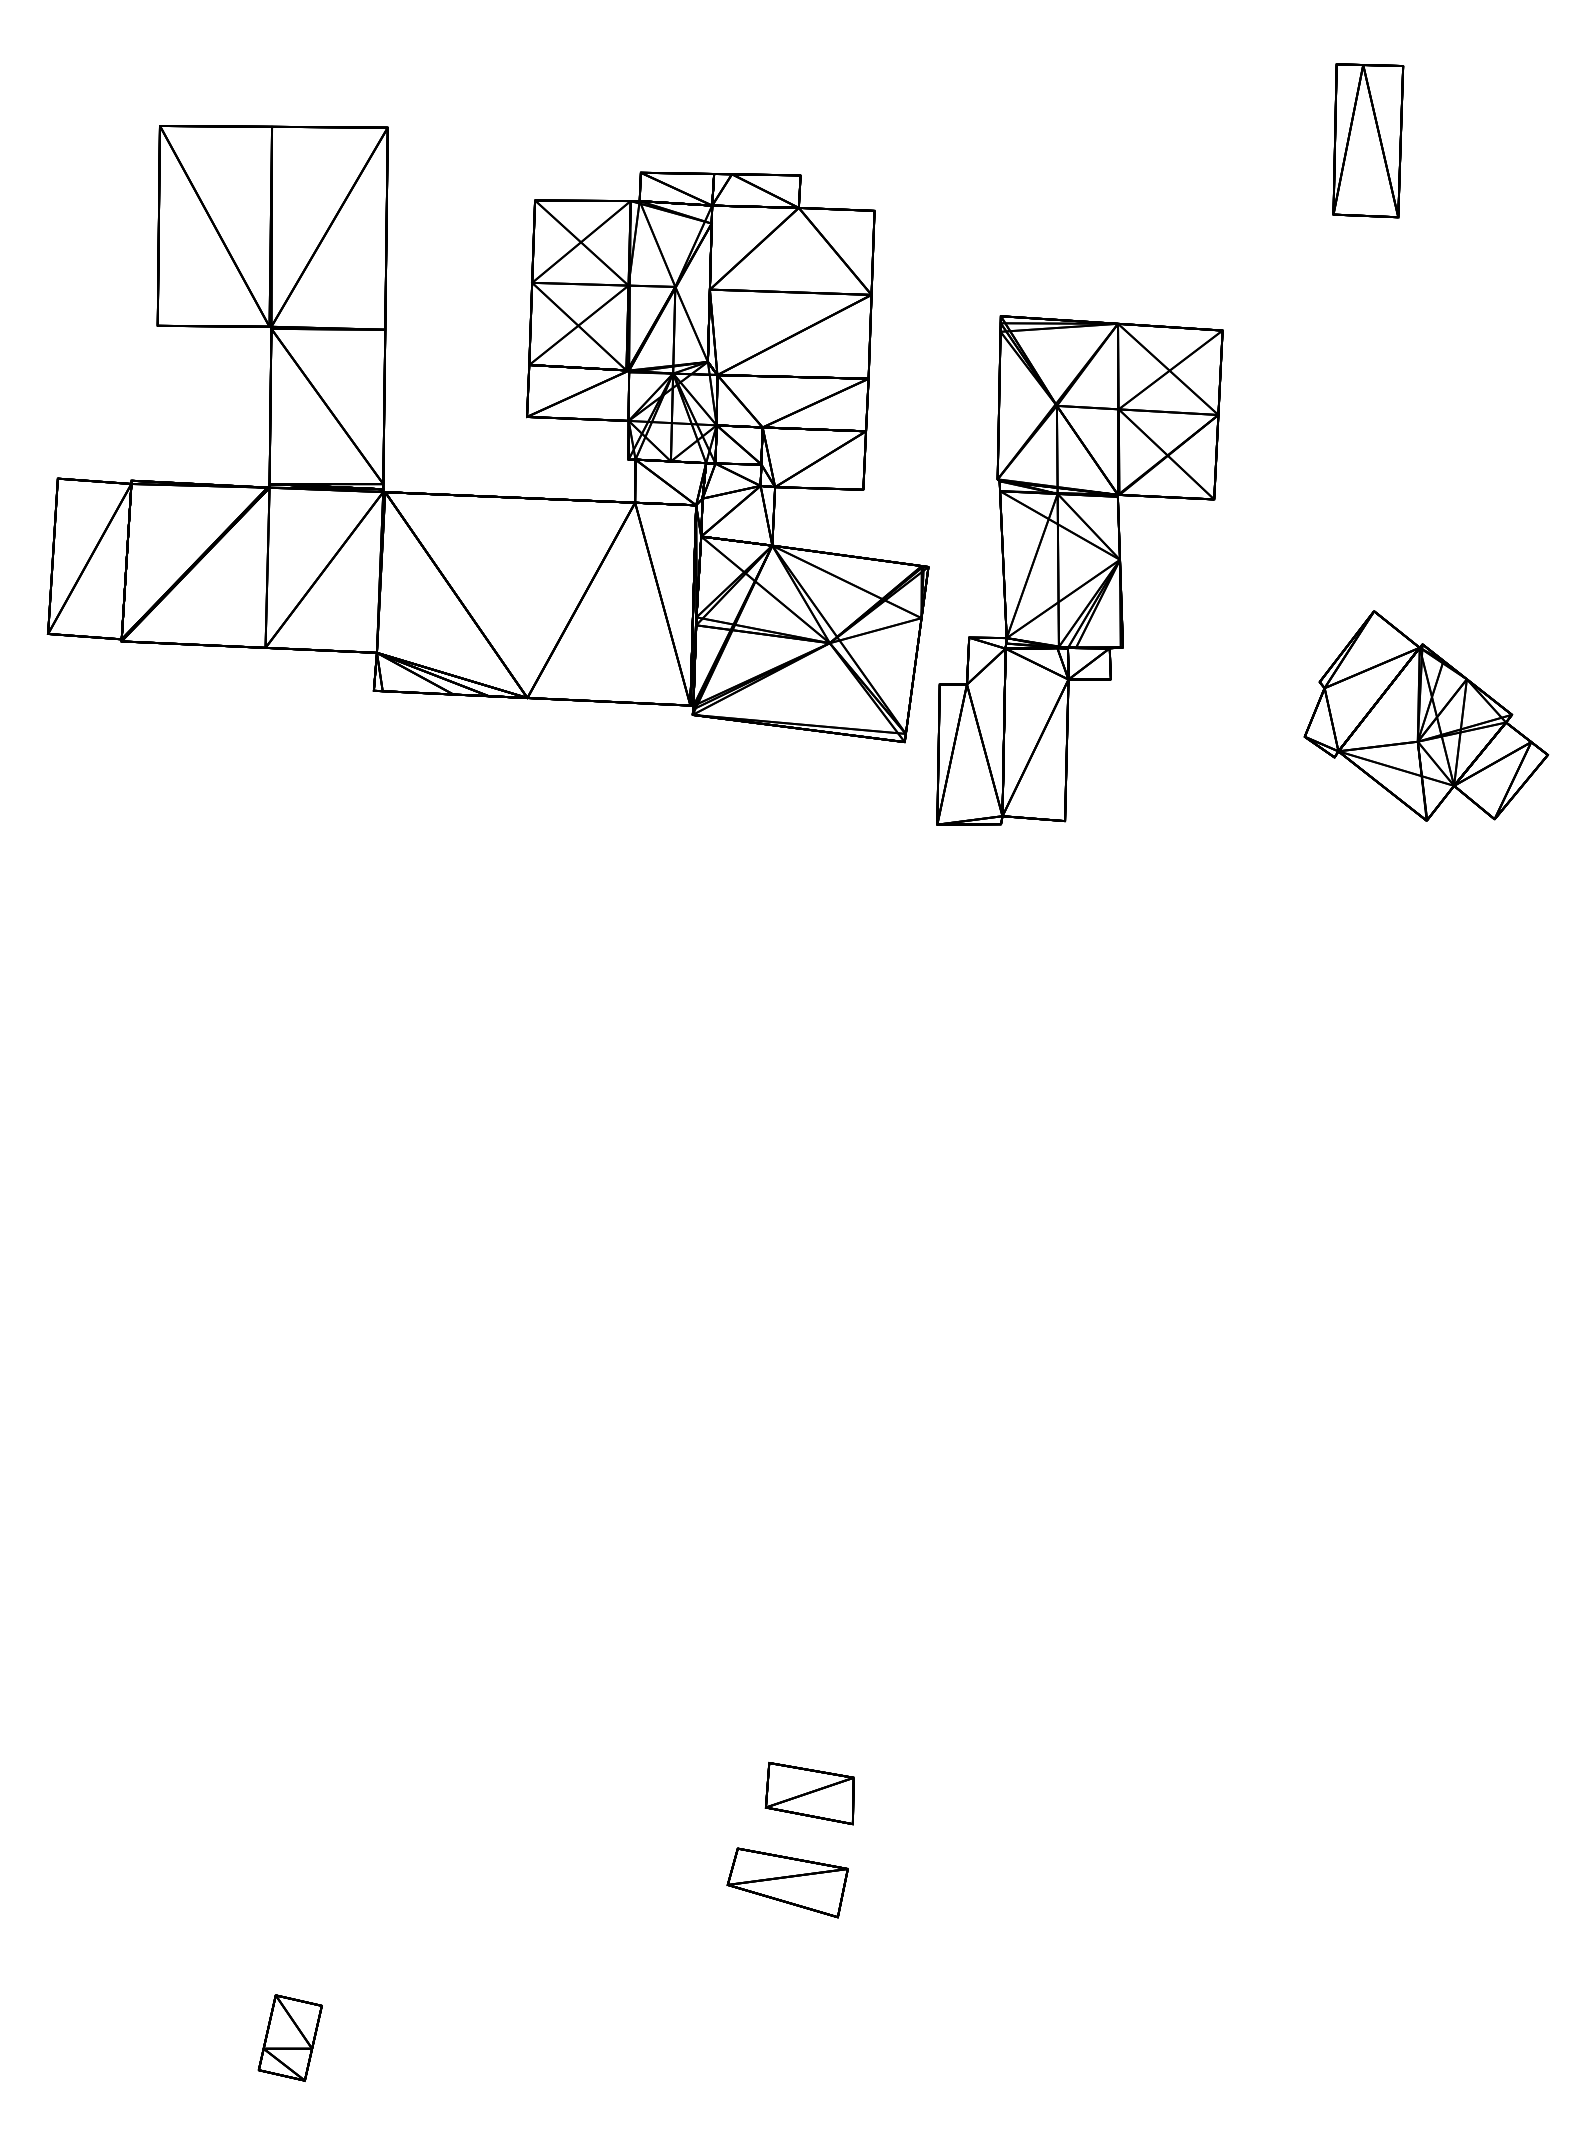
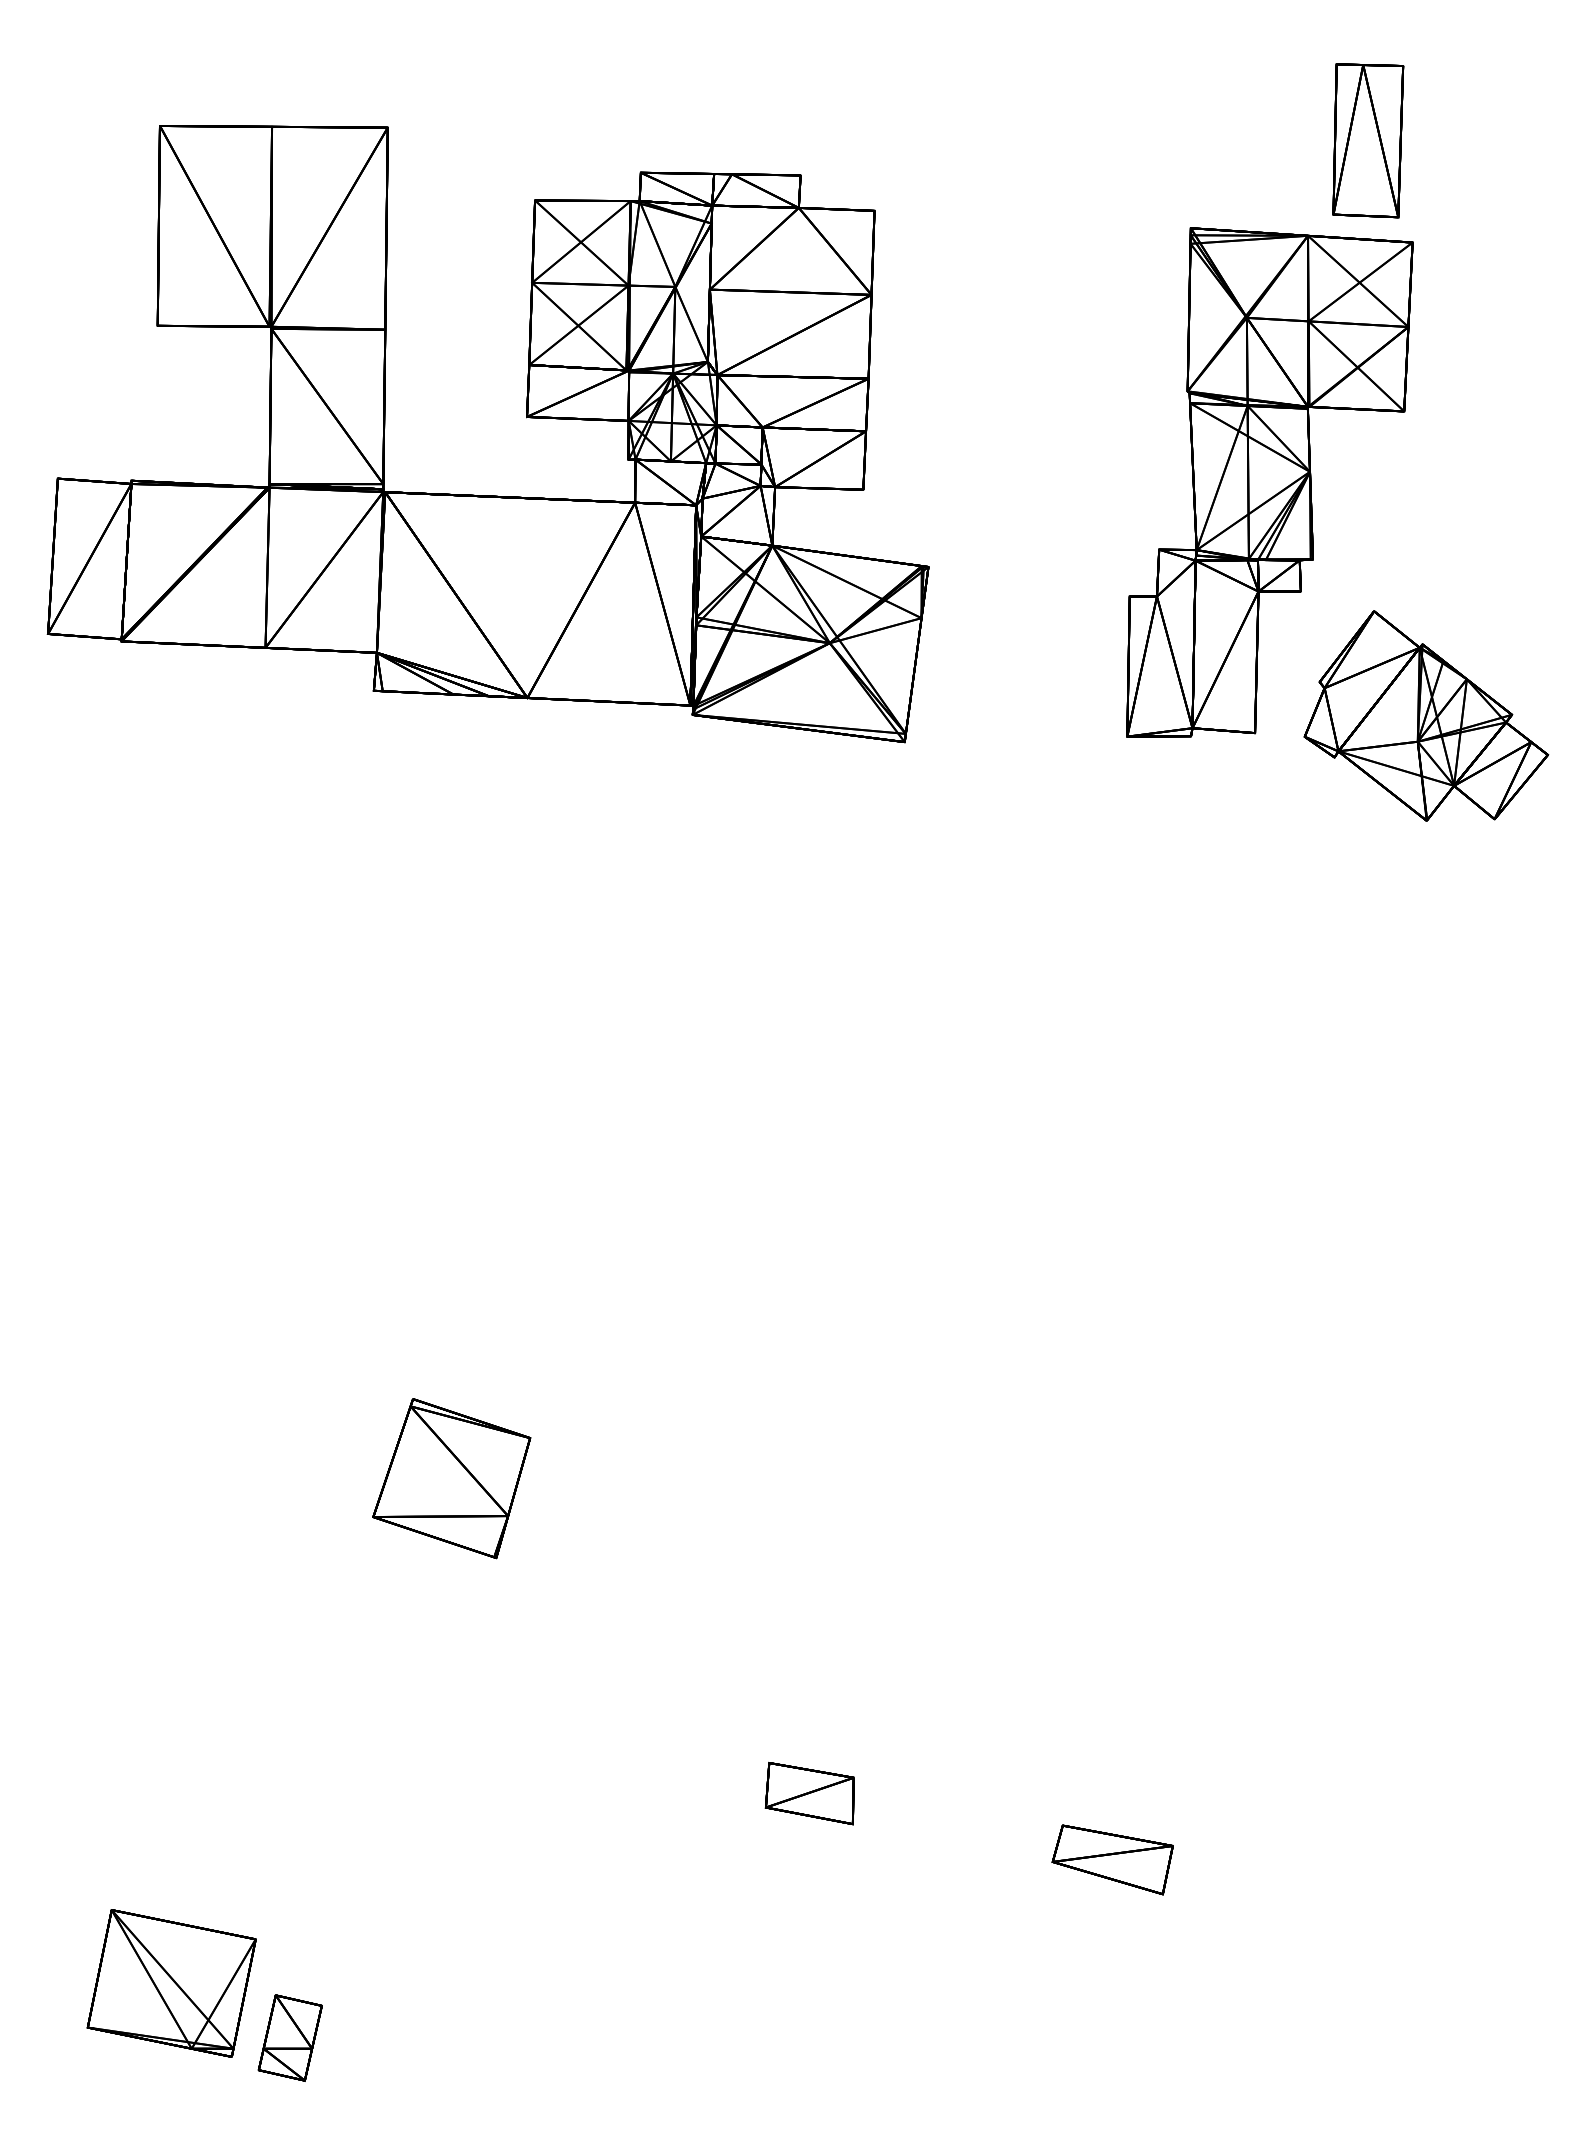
part position: (1079, 570) -> (1269, 482) (1269, 482)
part: none -> present (451, 1478)
part position: (787, 1882) -> (1112, 1859) (1112, 1859)
part: none -> present (171, 1983)
